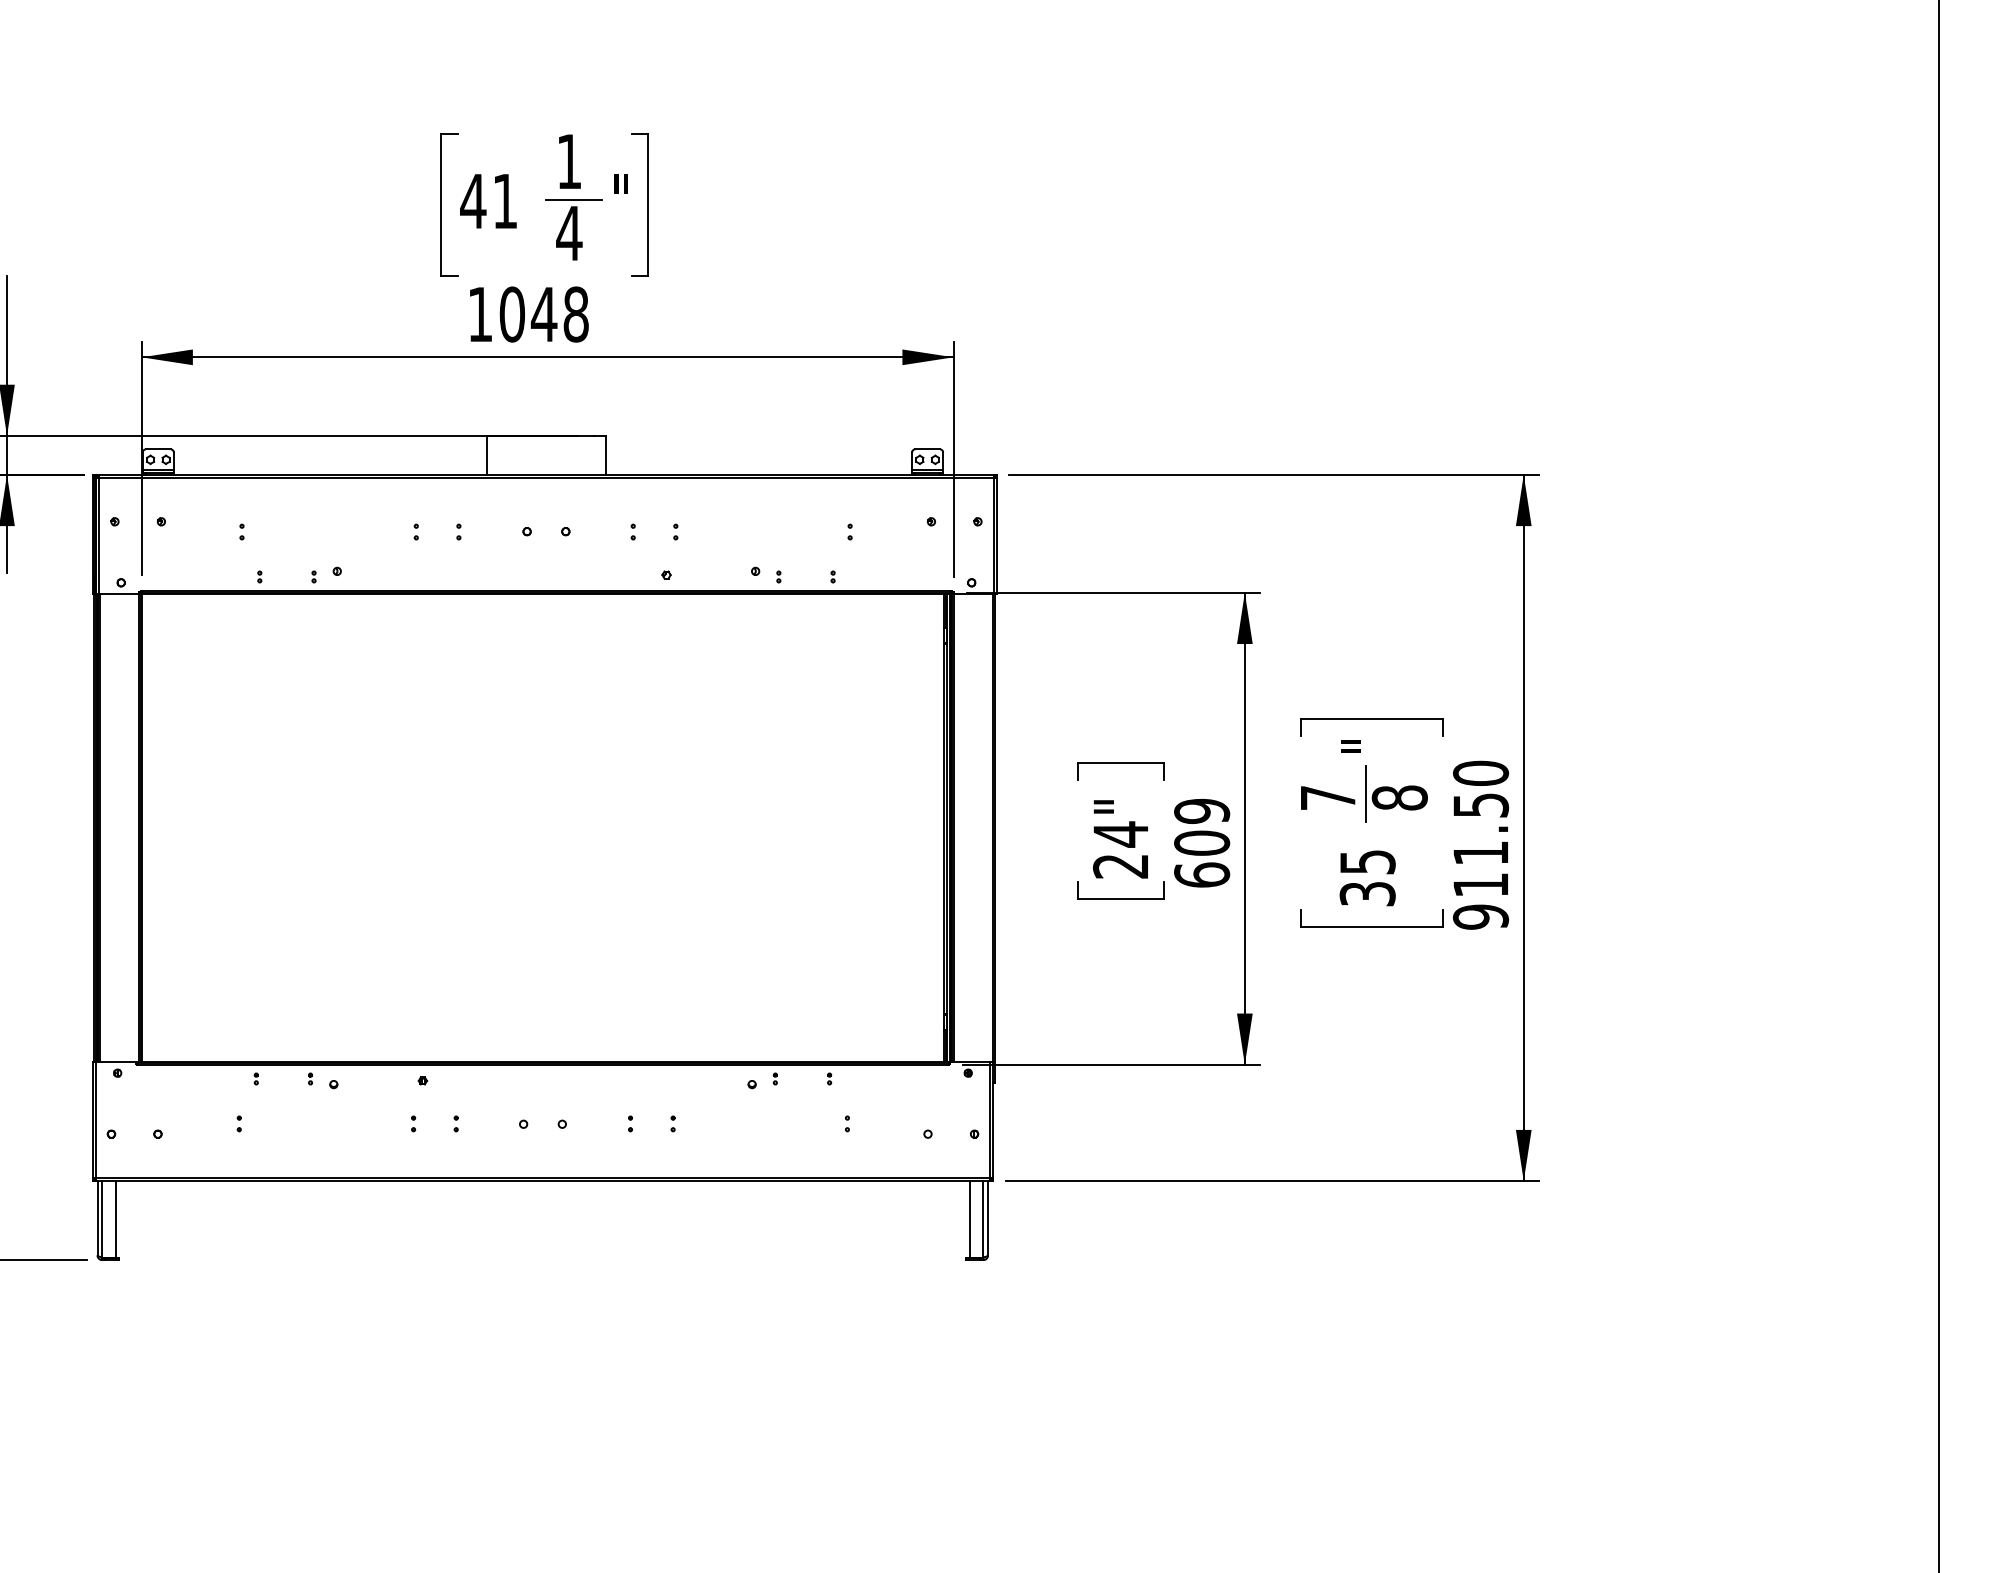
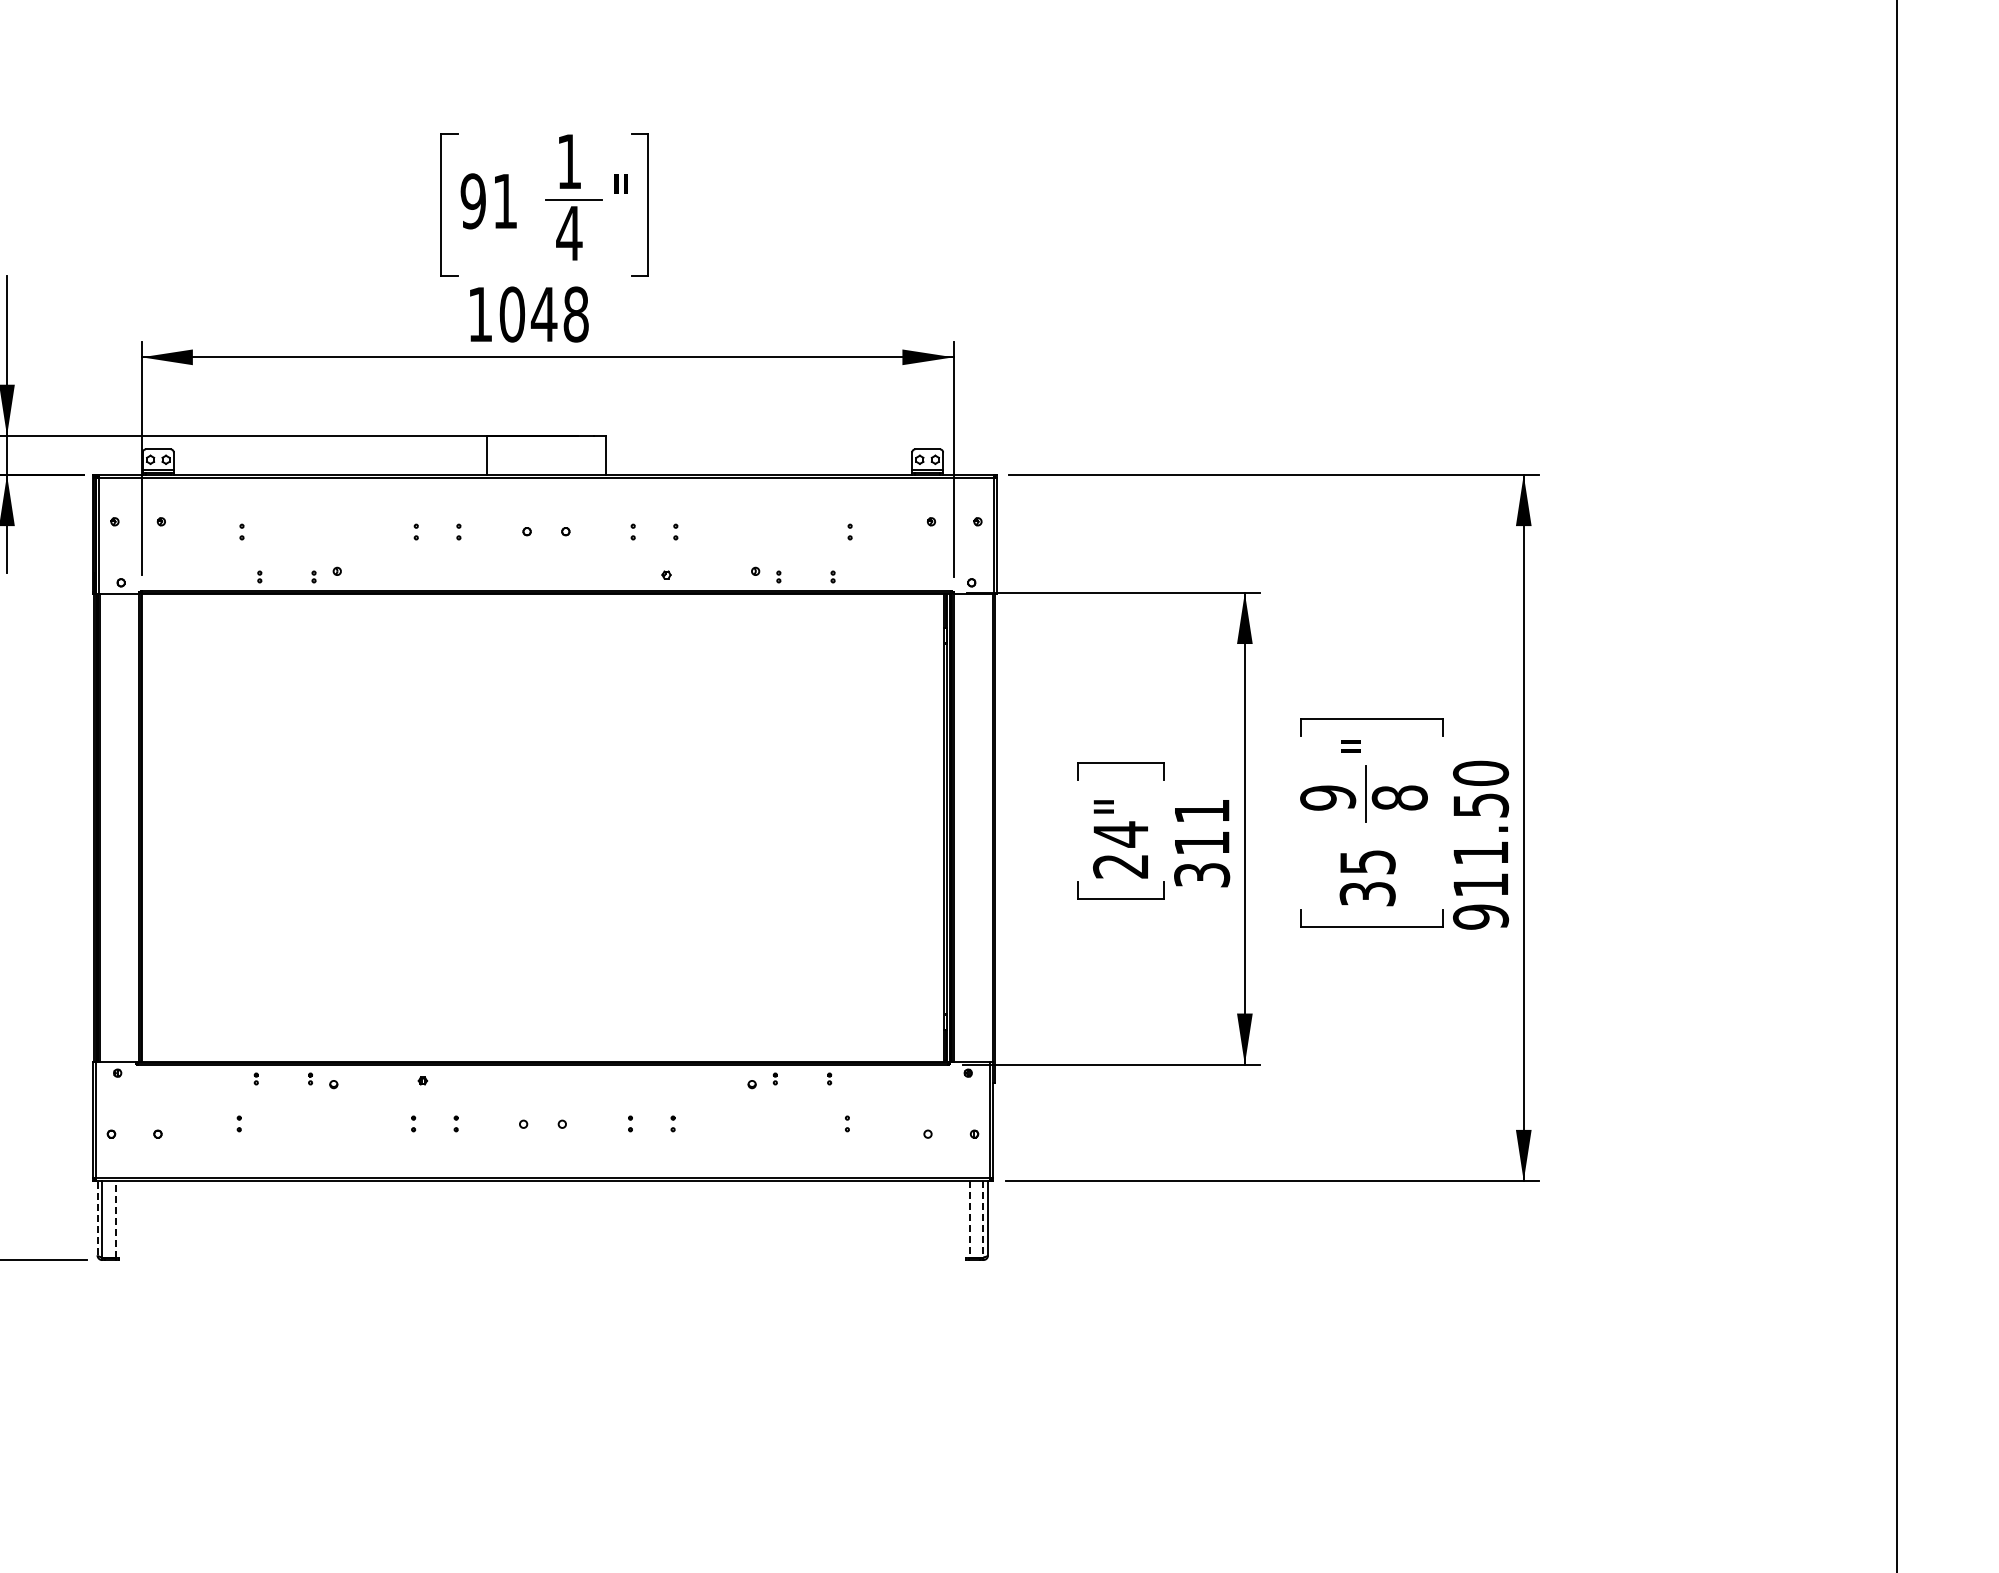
text: 41 -> 91 (473, 201)
line position: (1939, 785) -> (1897, 785) (1897, 785)
text: 7 -> 9 (1328, 797)
text: 609 -> 311 (1202, 842)
line: solid -> dashed (97, 1217)
line: solid -> dashed (115, 1218)
line: solid -> dashed (969, 1219)
line: solid -> dashed (983, 1219)
